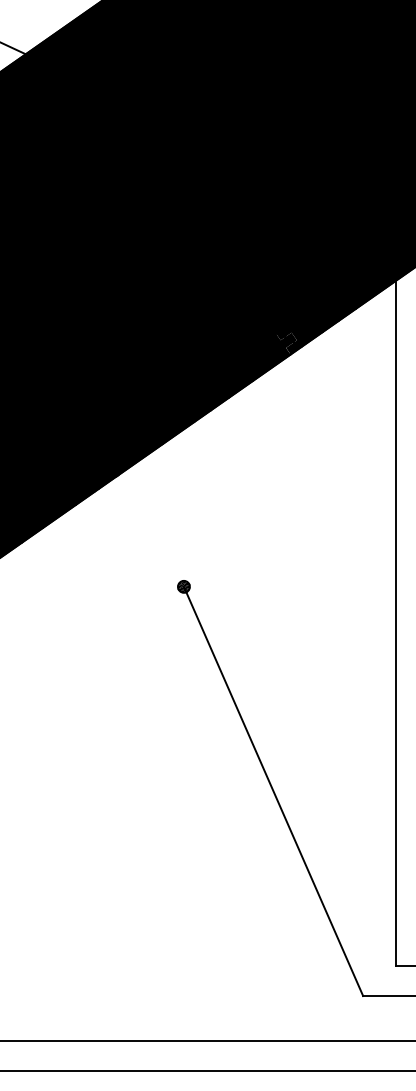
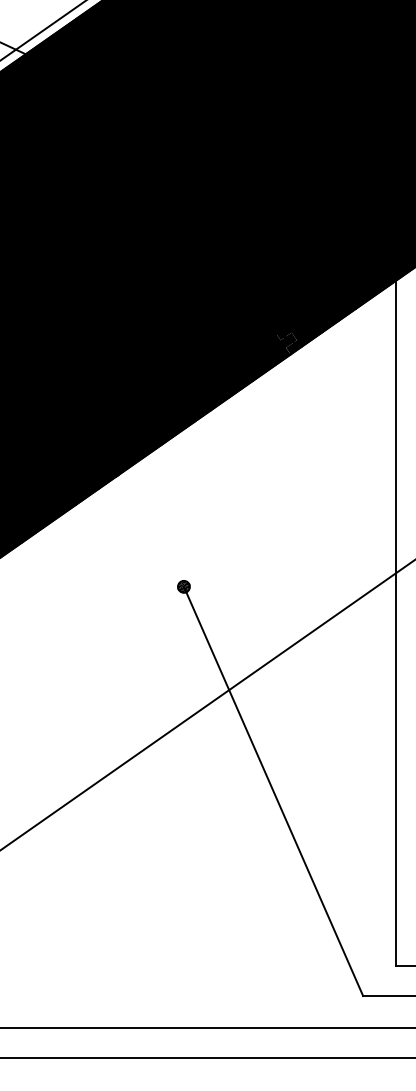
line: none -> present (42, 30)
line: none -> present (207, 704)
line position: (207, 1041) -> (207, 1028) (207, 1028)
line position: (207, 1071) -> (207, 1058) (207, 1058)
